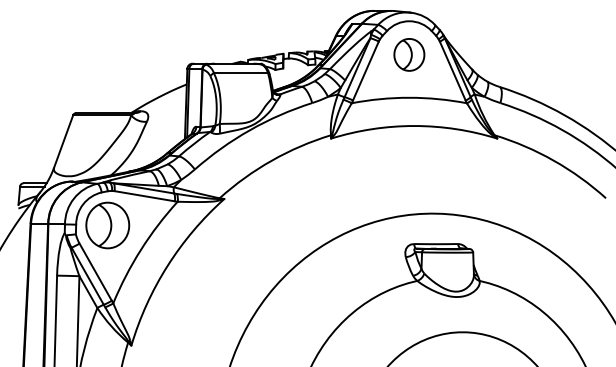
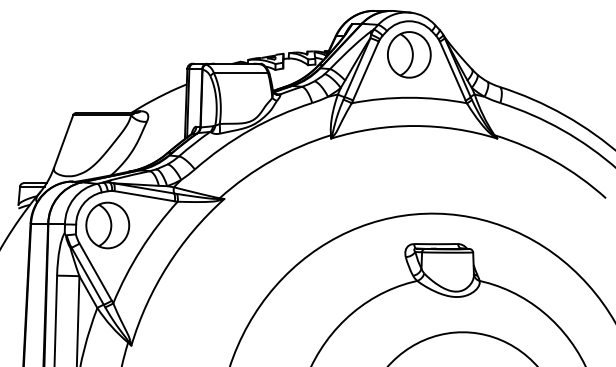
part size: 33x34 px -> 45x48 px (409, 54)
